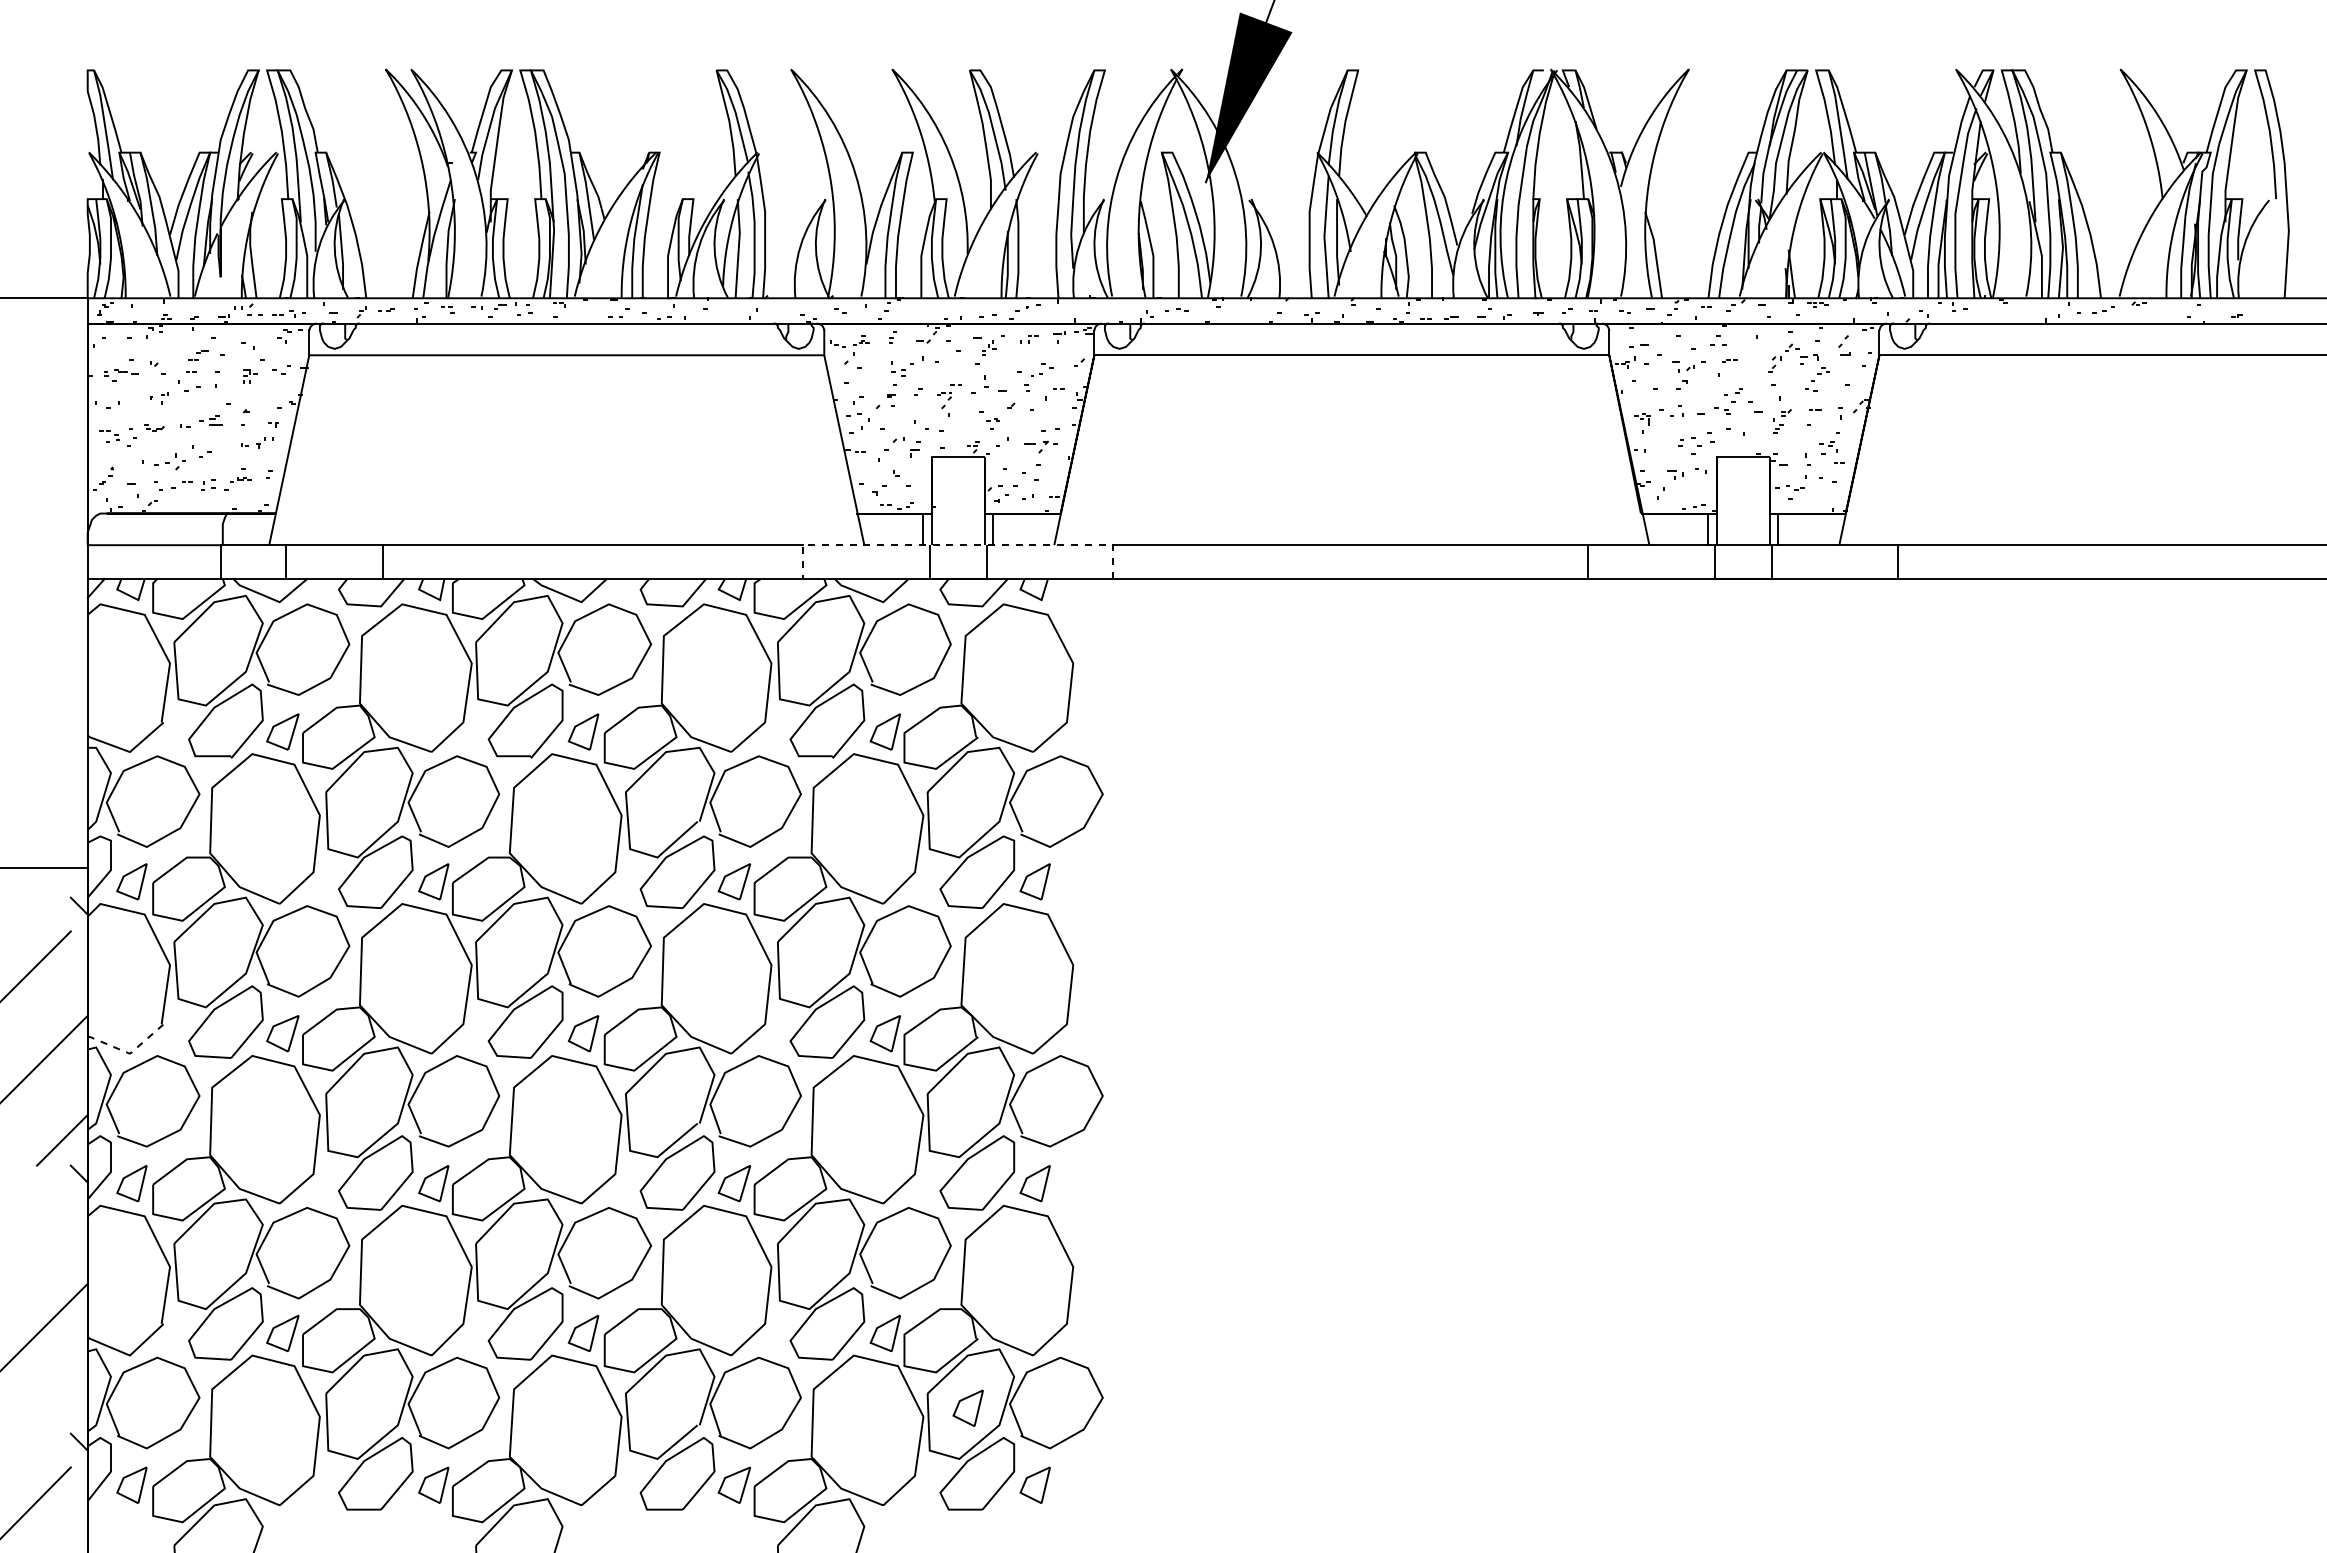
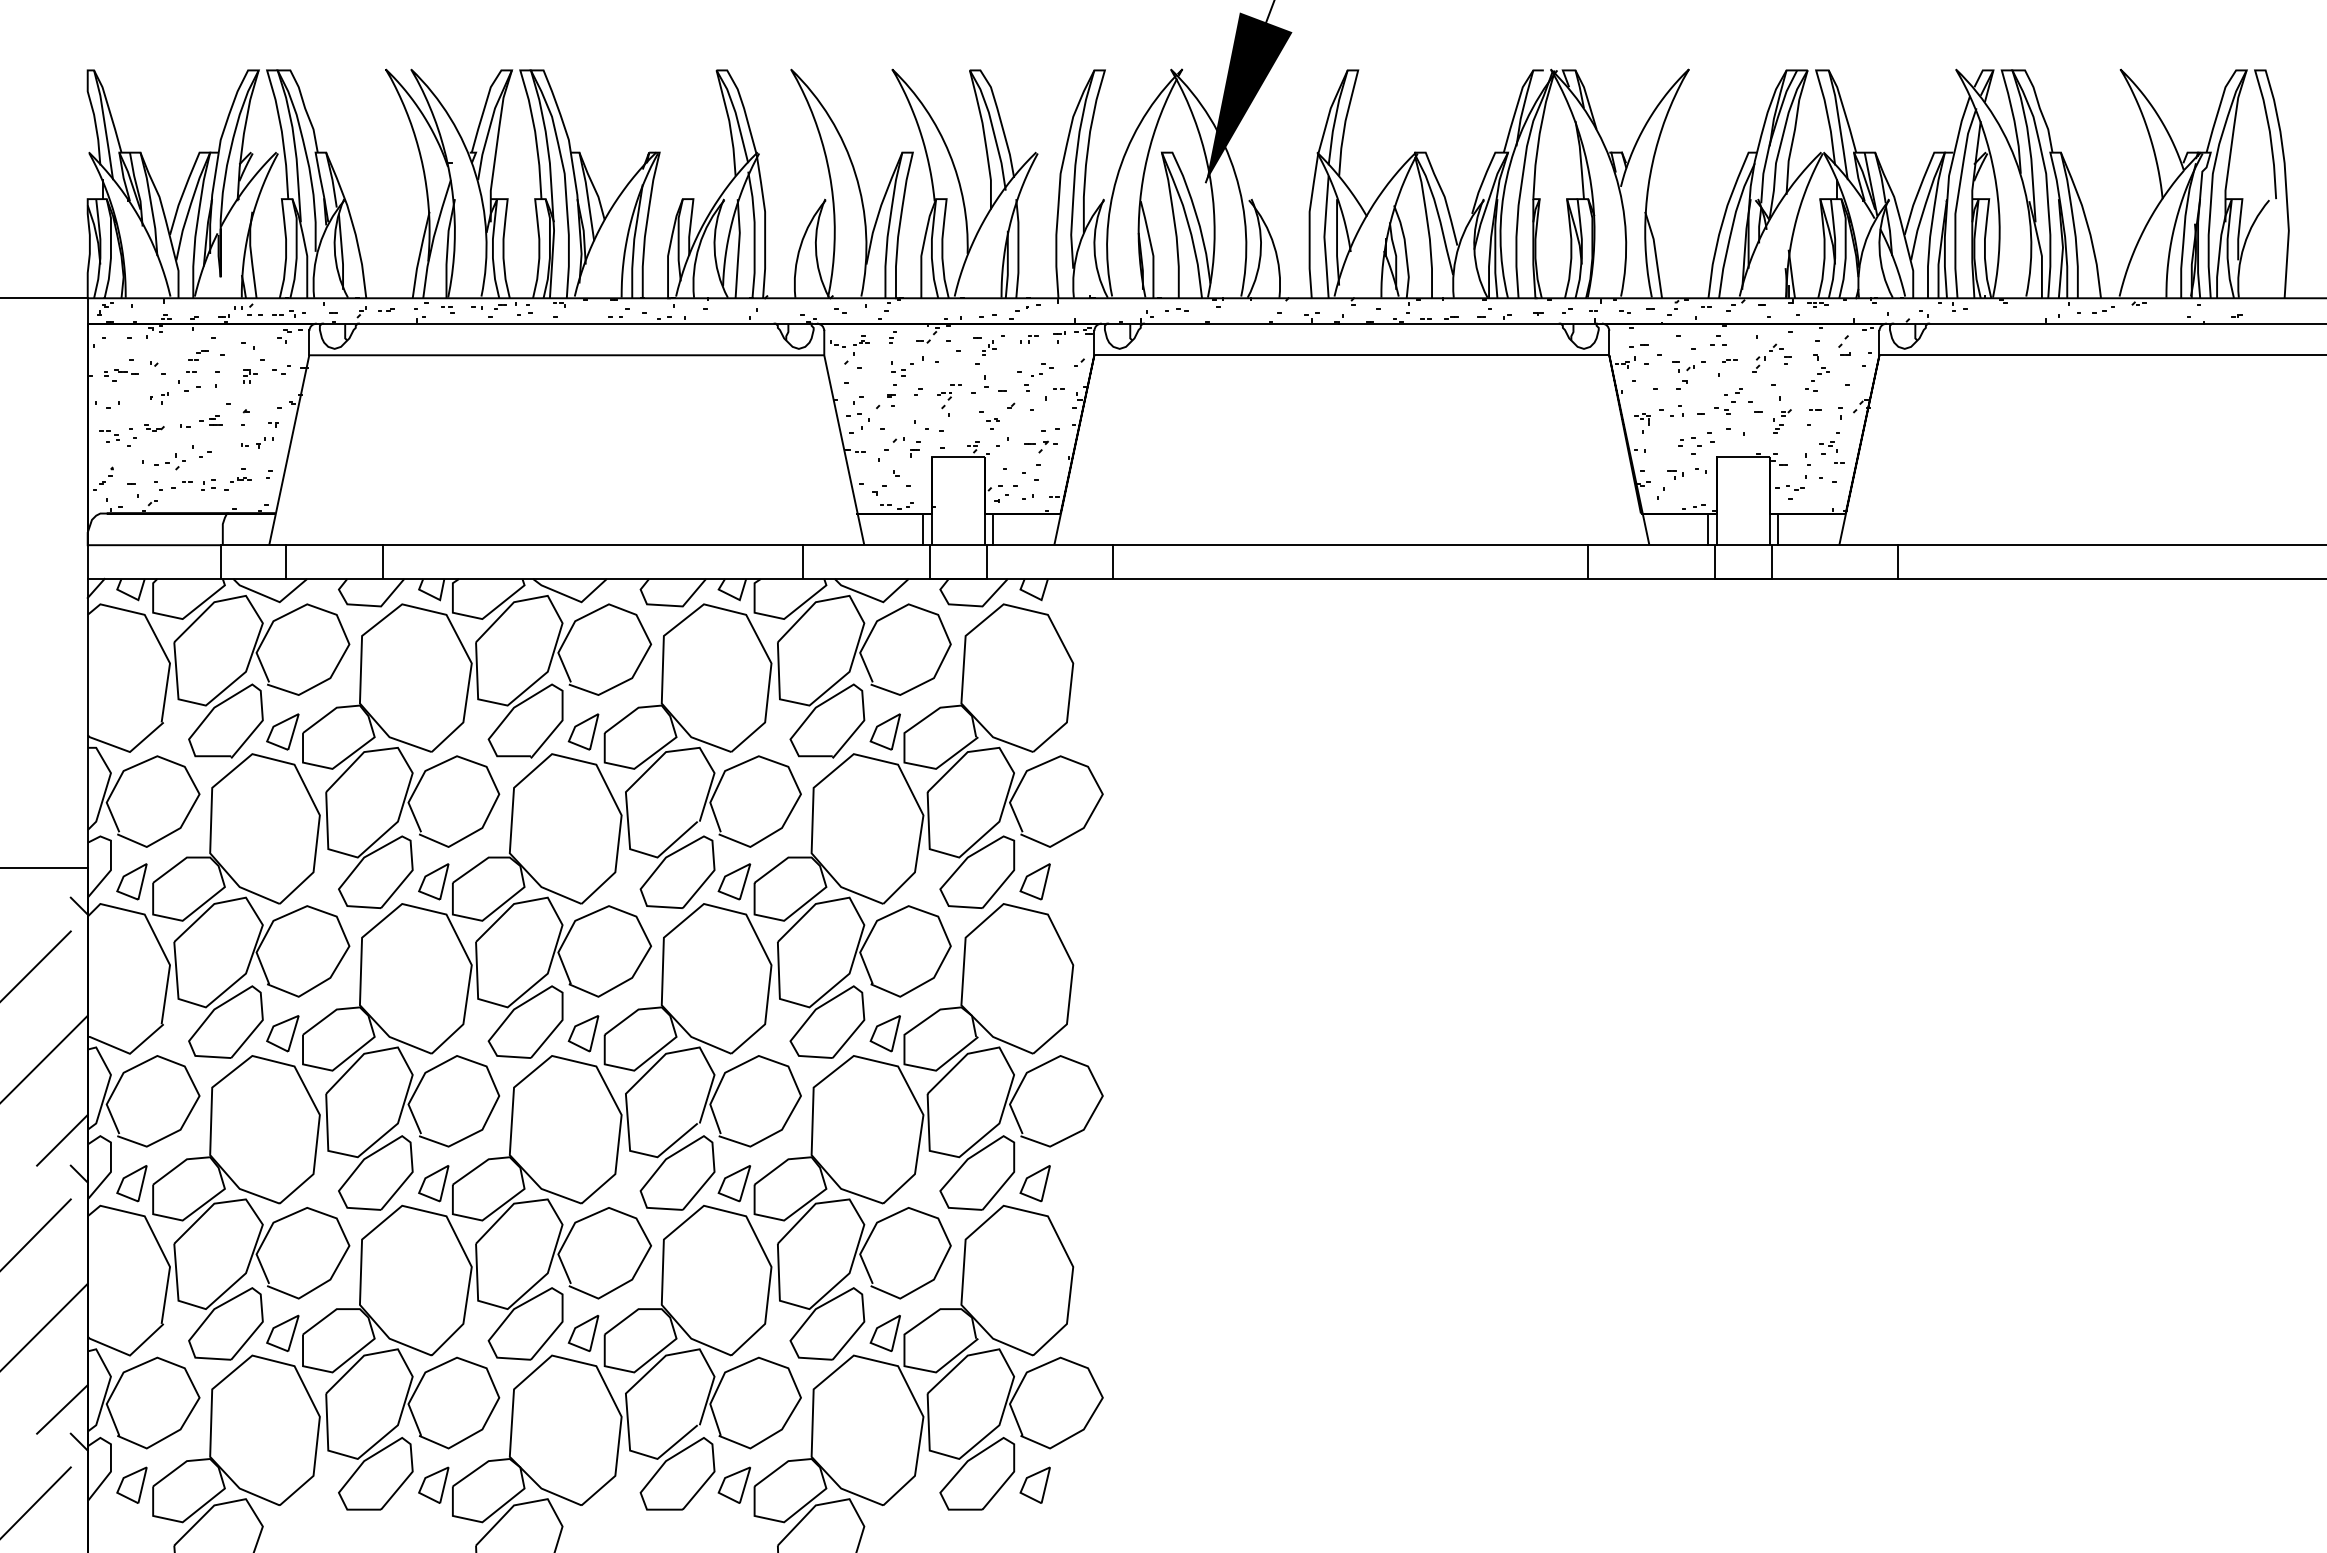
part position: (1787, 357) -> (1771, 357) (1771, 357)
line: dashed -> solid (957, 545)
line: dashed -> solid (129, 1053)
line: none -> present (36, 1233)
part: present -> none (967, 1407)
line: none -> present (62, 1409)
